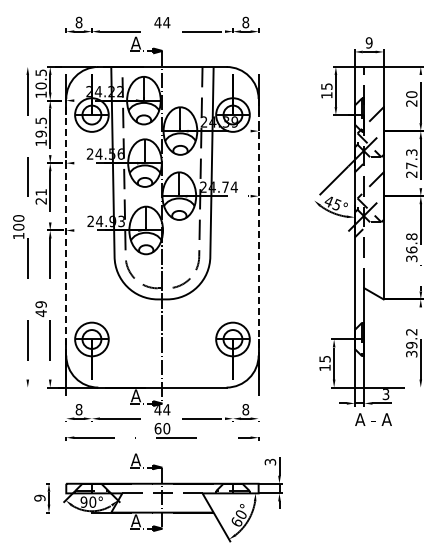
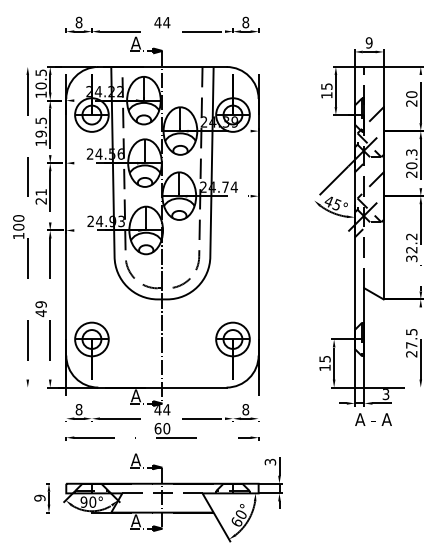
text: 27.3 -> 20.3 (411, 165)
line: dashed -> solid (66, 226)
line: dashed -> solid (258, 227)
text: 36.8 -> 32.2 (411, 243)
text: 39.2 -> 27.5 (411, 343)
